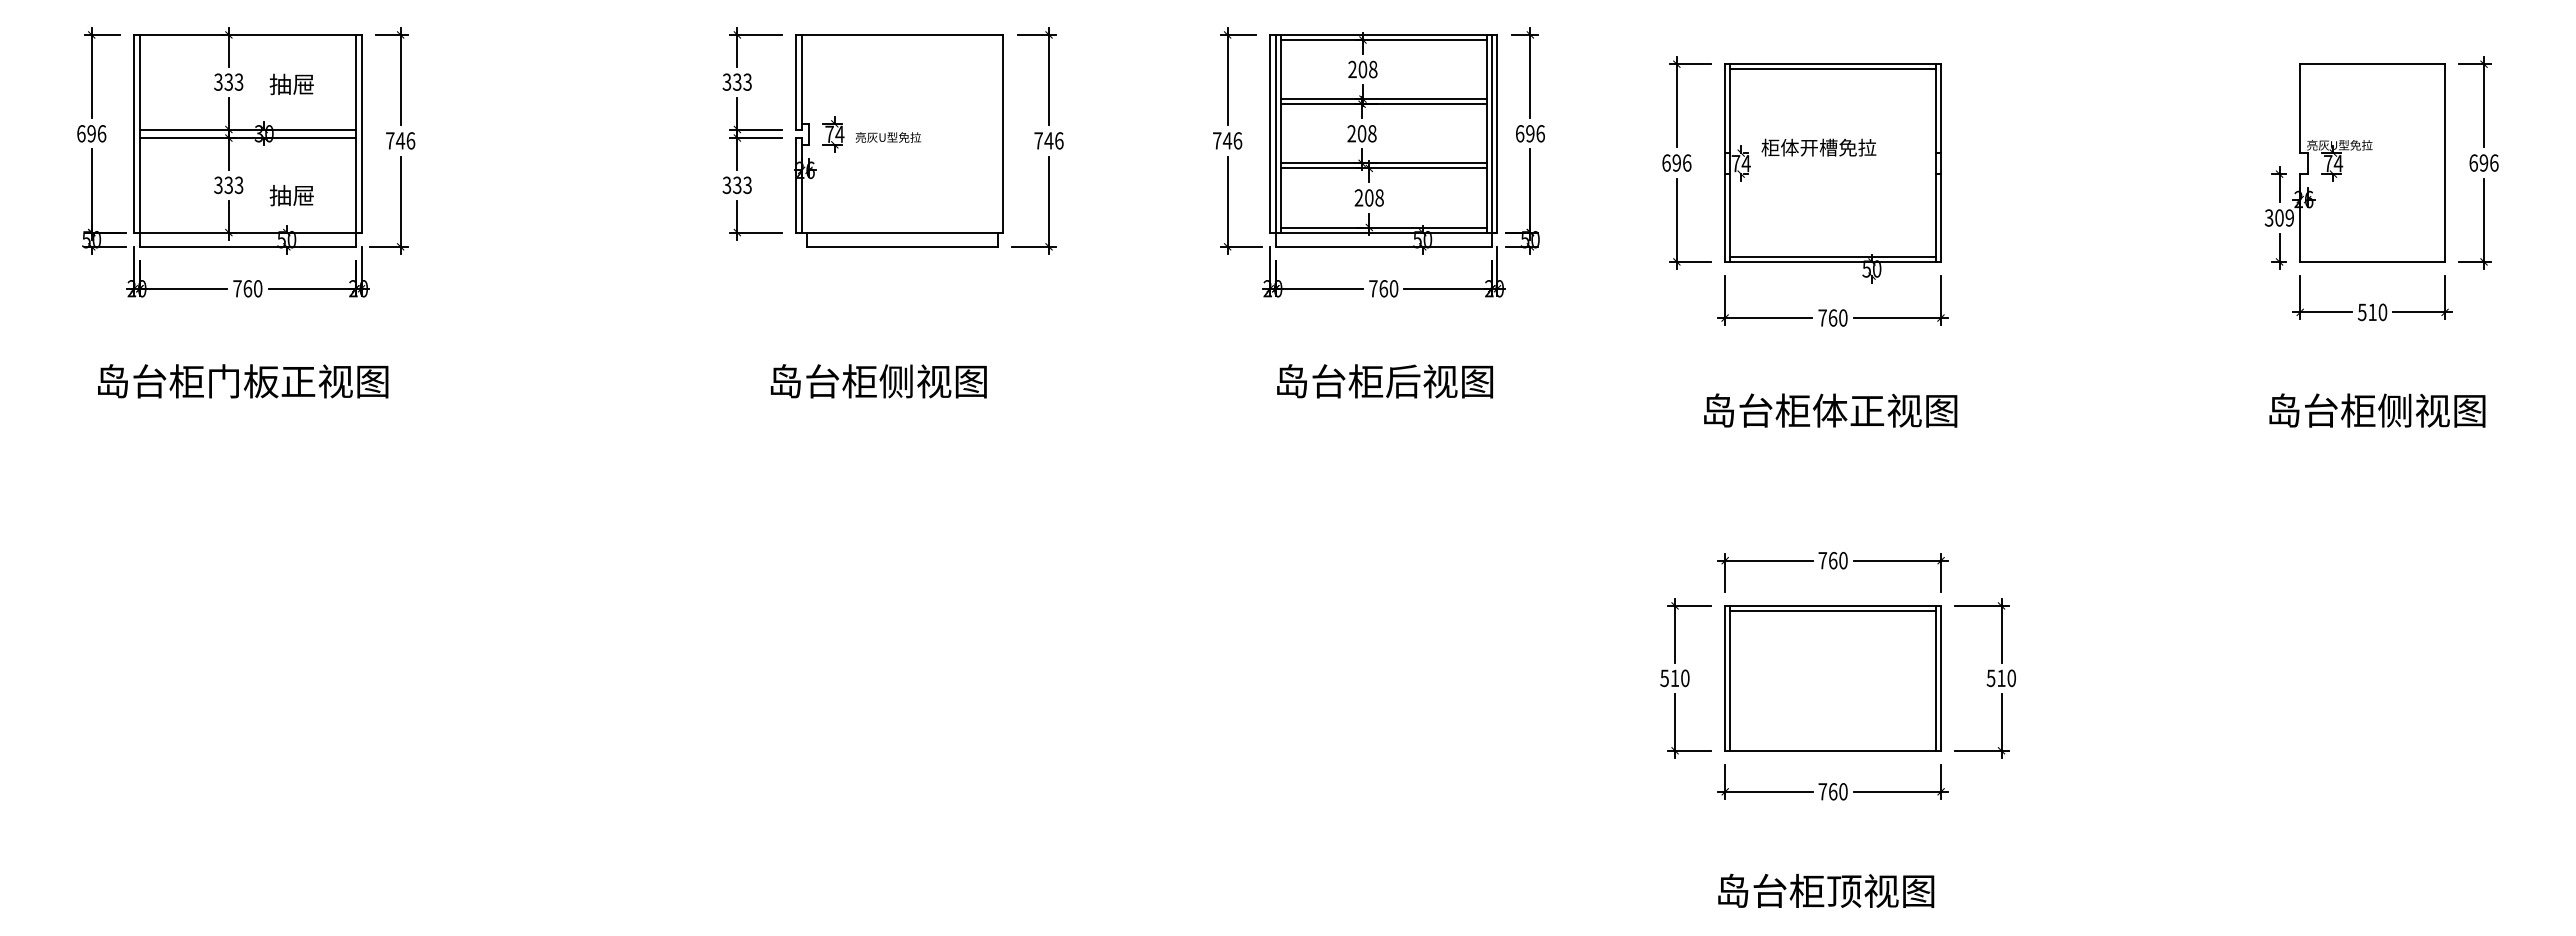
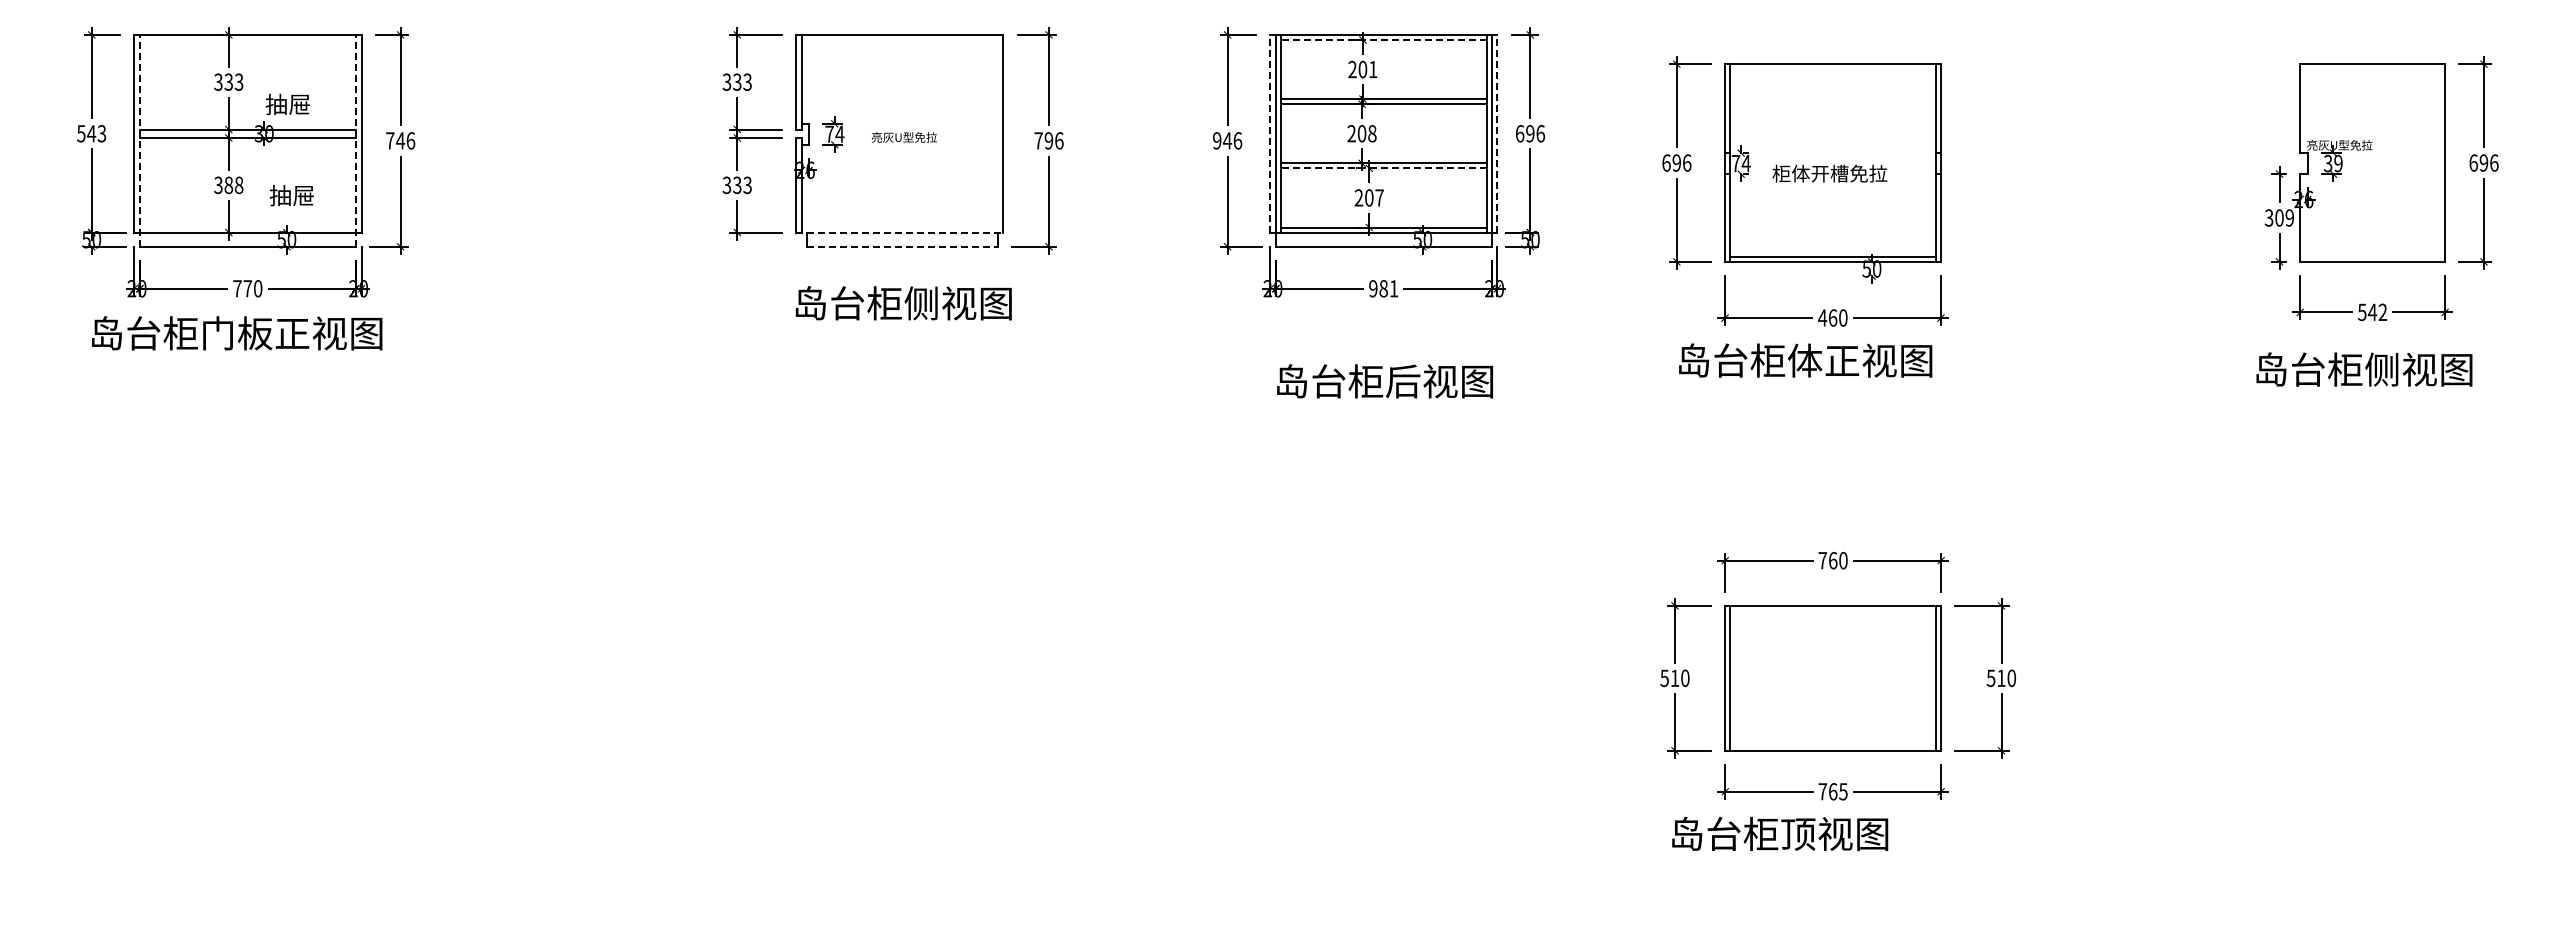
line: solid -> dashed (1383, 40)
text: 208 -> 201 (1373, 69)
line: present -> none (1832, 69)
text position: (291, 84) -> (287, 104) (287, 104)
text: 696 -> 543 (91, 133)
line: solid -> dashed (1270, 133)
line: solid -> dashed (1497, 133)
text position: (887, 137) -> (903, 137) (903, 137)
line: solid -> dashed (139, 140)
line: solid -> dashed (355, 140)
text: 746 -> 796 (1048, 140)
text: 746 -> 946 (1217, 140)
text position: (1818, 147) -> (1829, 173) (1829, 173)
text: 74 -> 39 (2333, 163)
line: solid -> dashed (1383, 168)
text: 333 -> 388 (233, 184)
text: 208 -> 207 (1379, 197)
line: solid -> dashed (899, 232)
line: solid -> dashed (902, 246)
text: 760 -> 770 (247, 288)
text: 760 -> 981 (1383, 288)
text: 510 -> 542 (2377, 312)
text: 760 -> 460 (1822, 317)
text position: (243, 381) -> (237, 333) (237, 333)
text position: (878, 381) -> (903, 303) (903, 303)
text position: (1830, 410) -> (1805, 360) (1805, 360)
text position: (2377, 410) -> (2364, 369) (2364, 369)
line: present -> none (1833, 611)
text: 760 -> 765 (1843, 791)
text position: (1826, 890) -> (1780, 833) (1780, 833)
